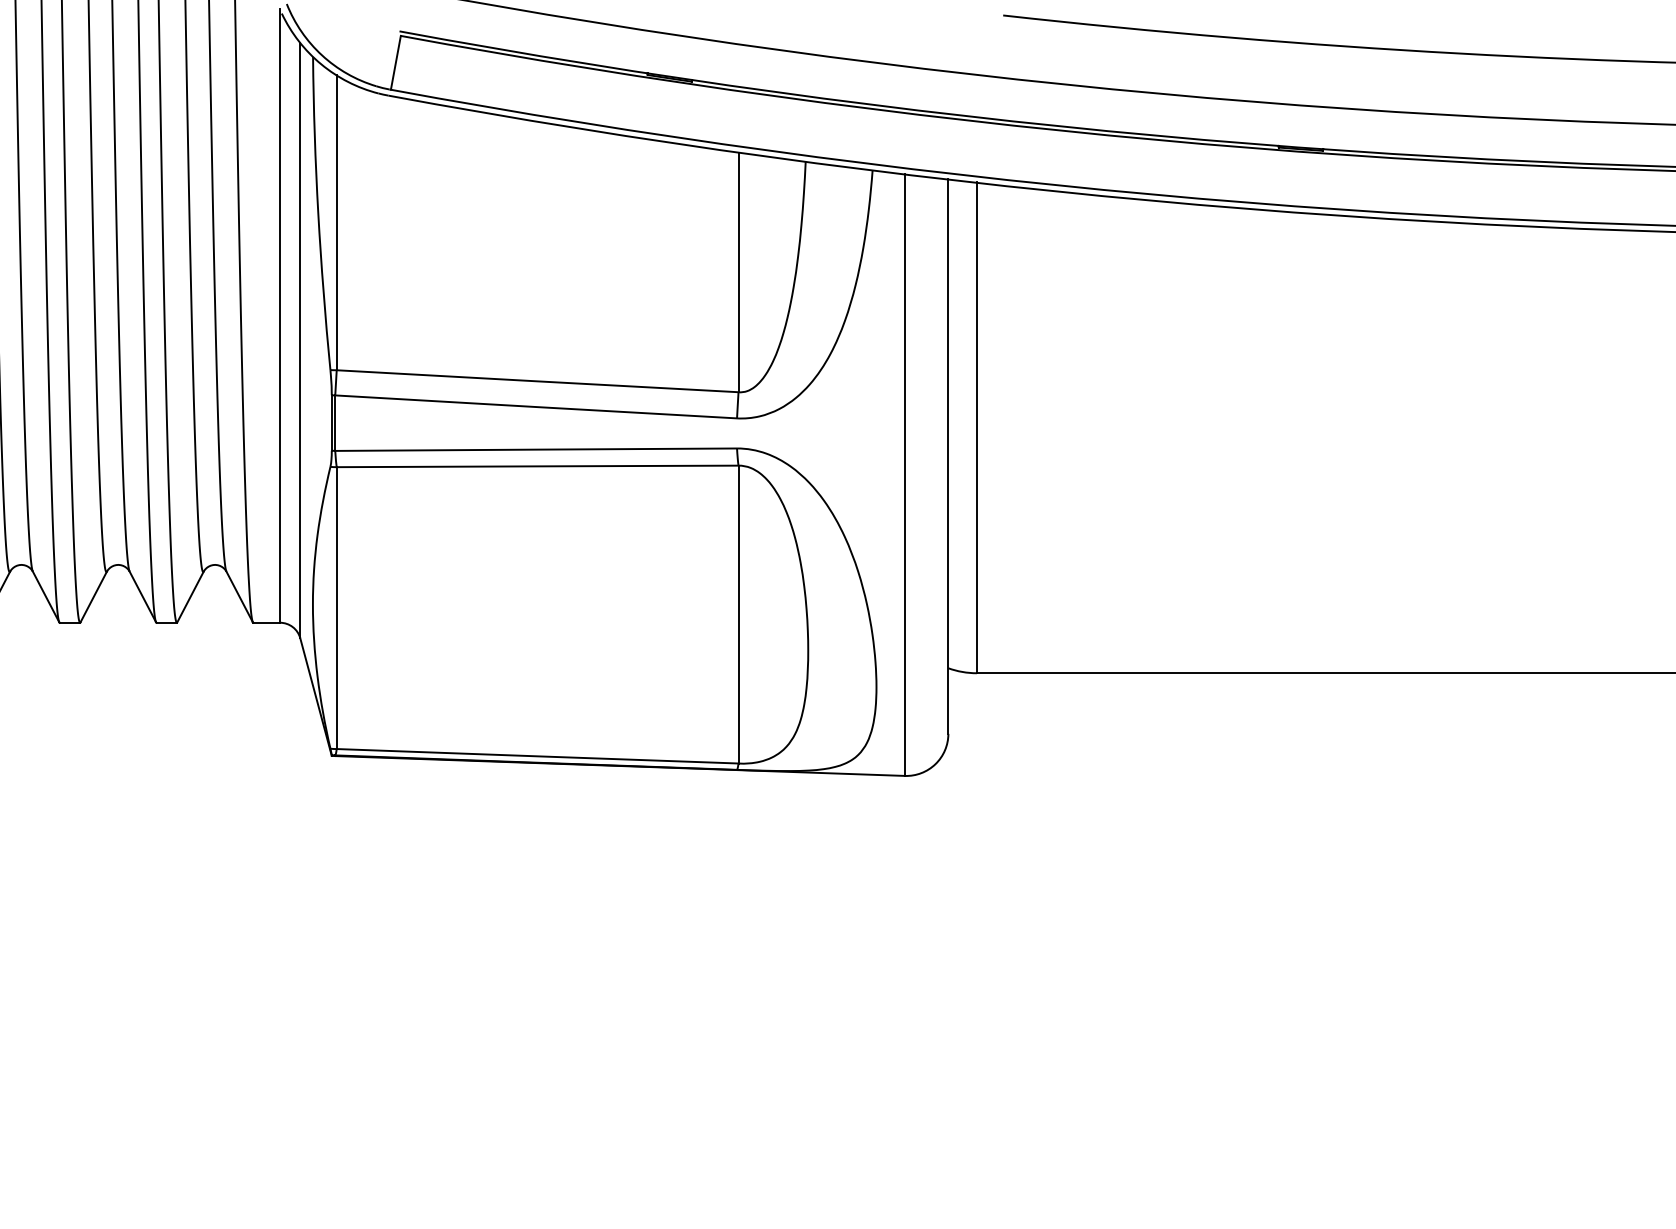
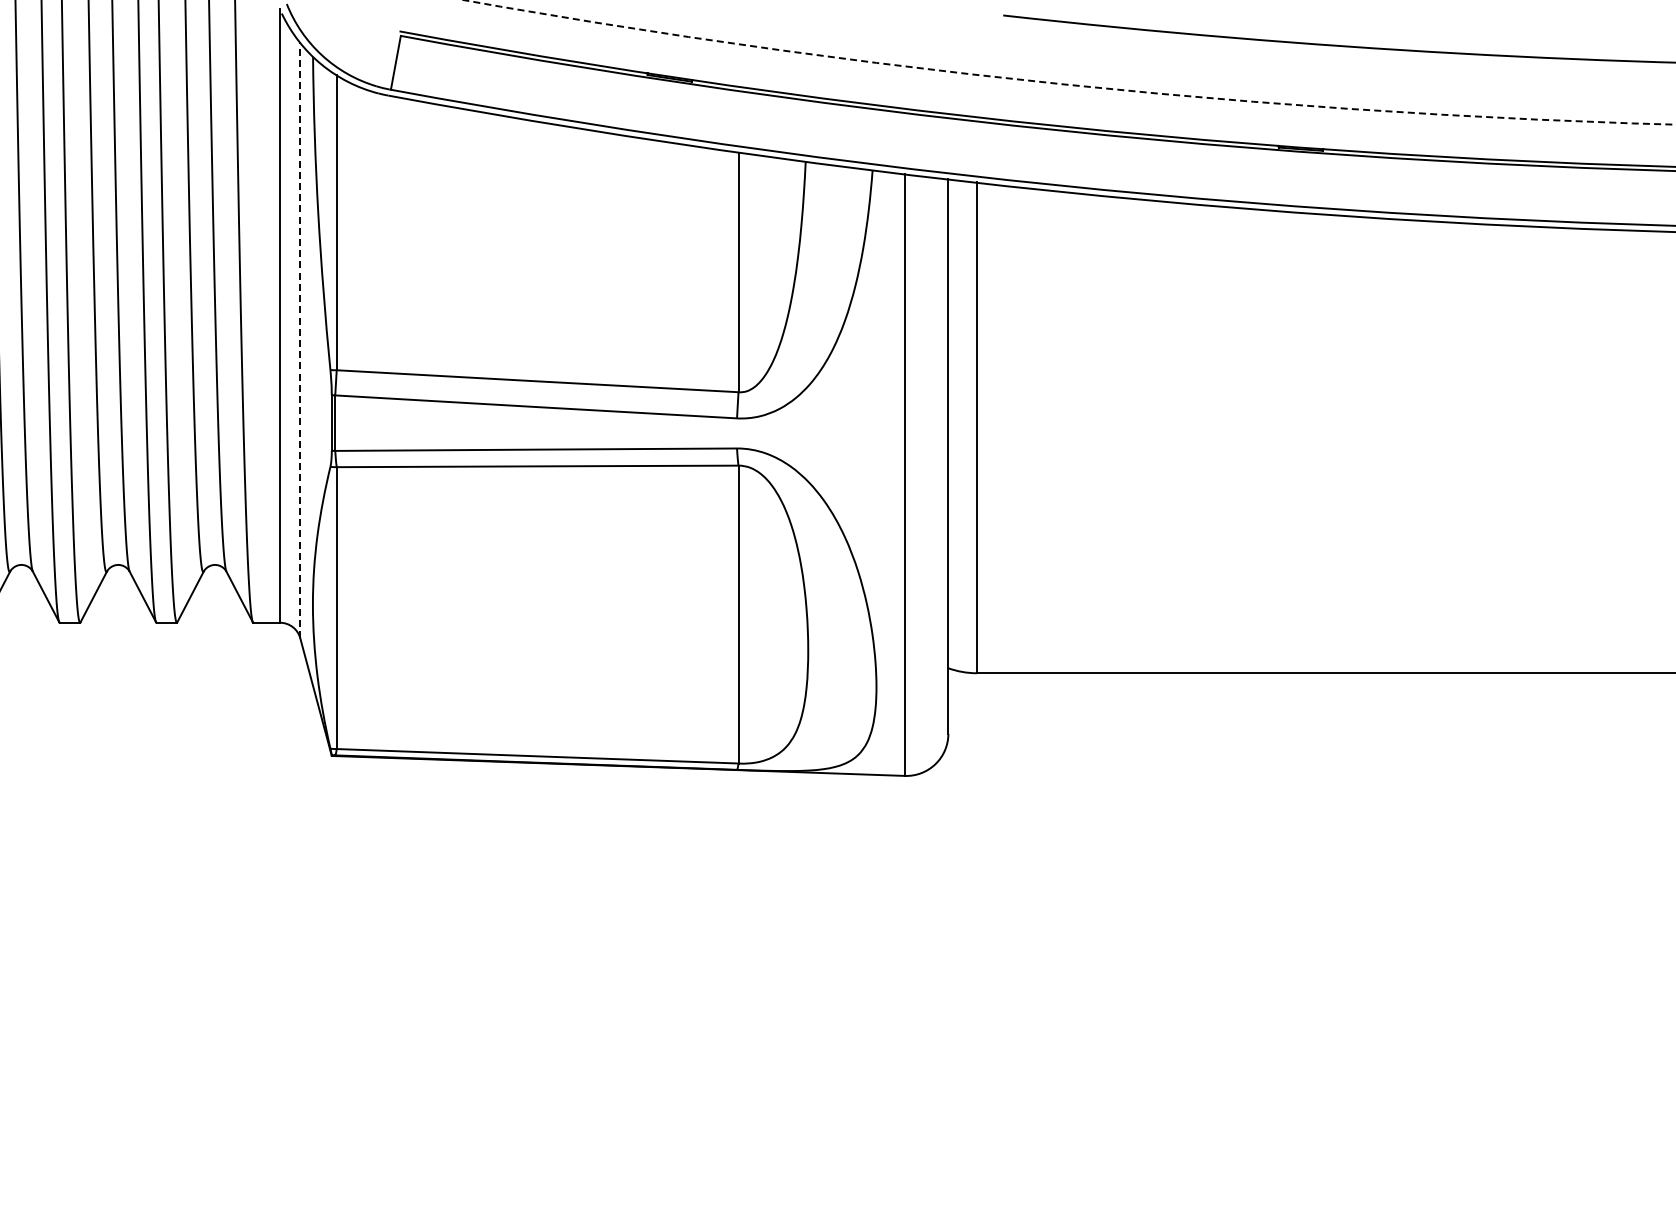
arc: solid -> dashed (1066, 84)
line: solid -> dashed (300, 340)
